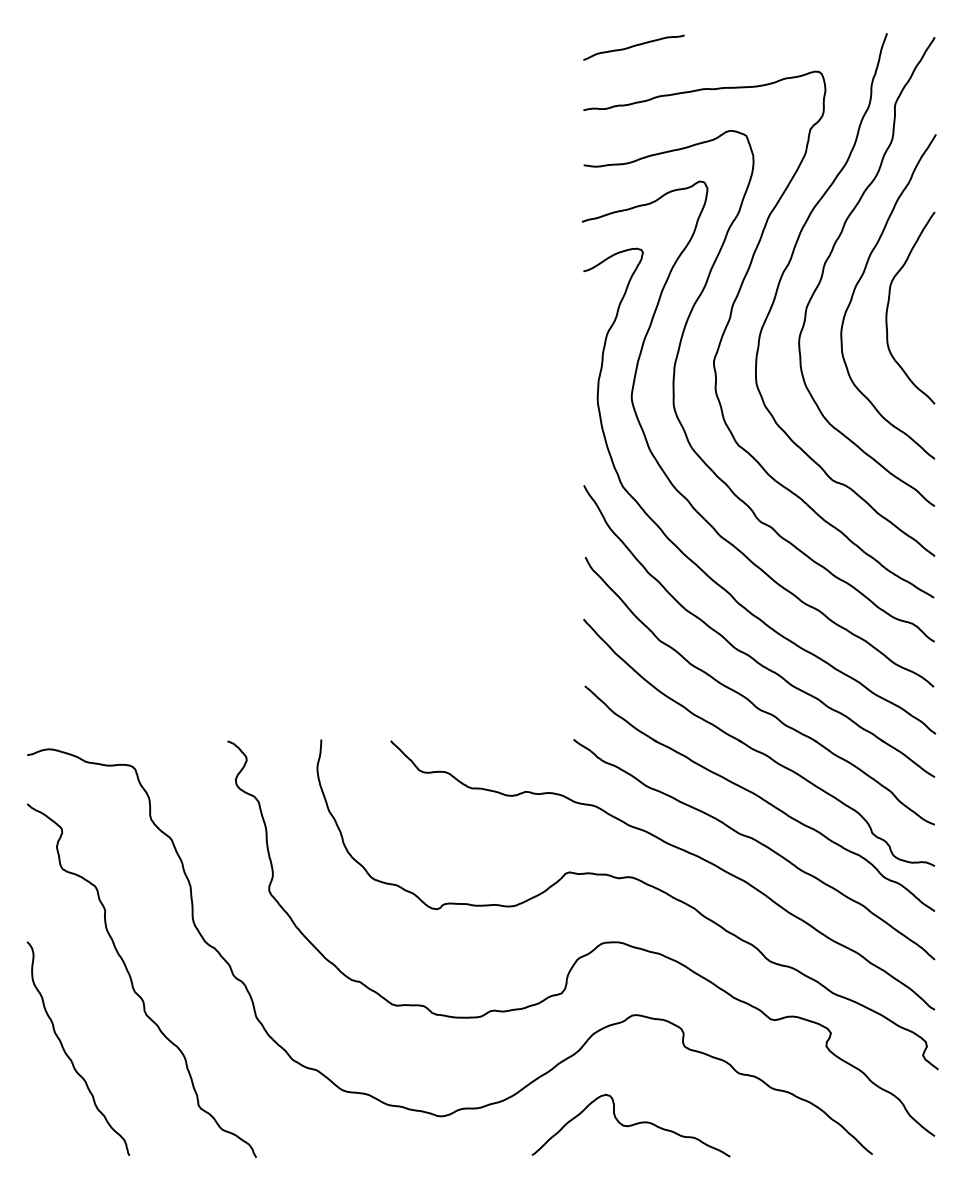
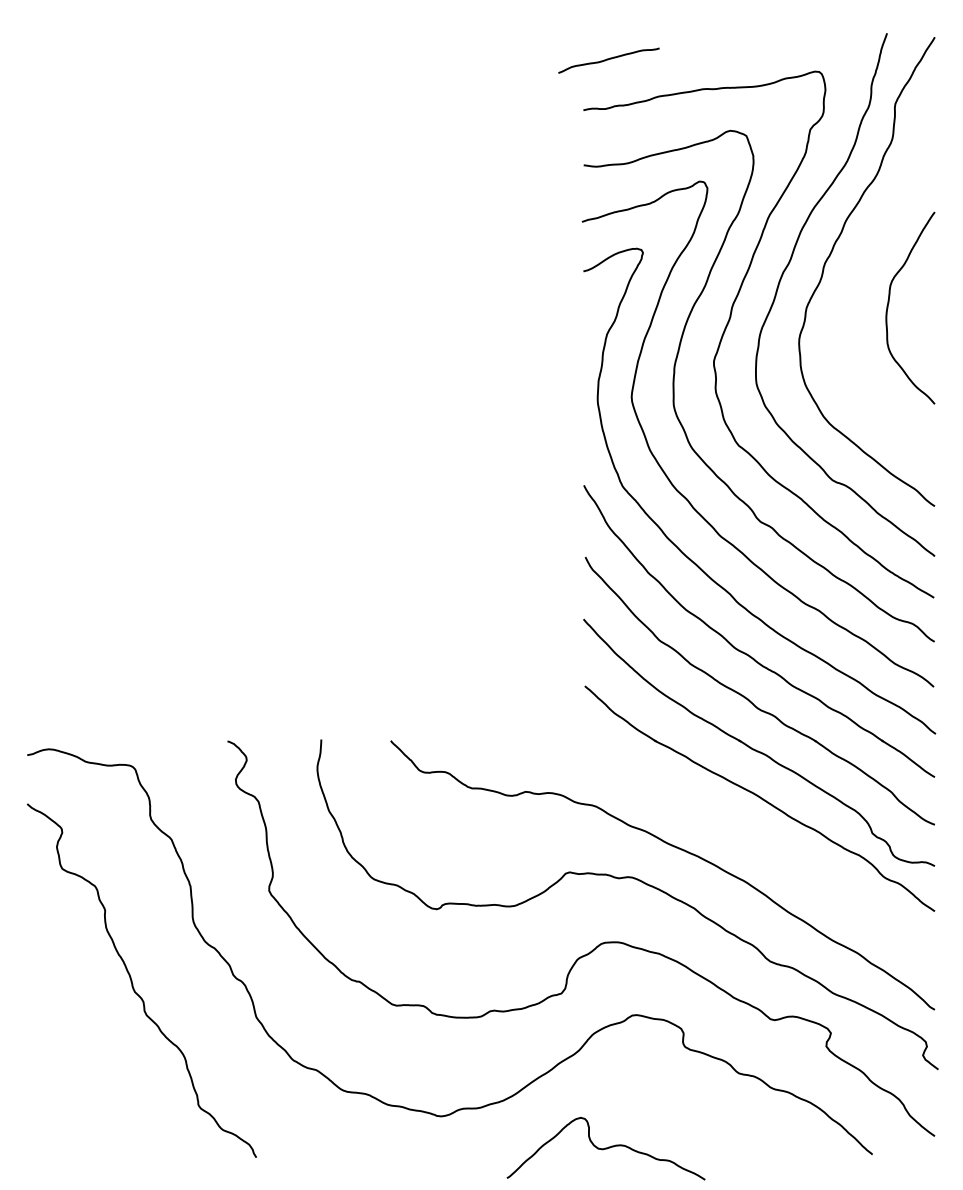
curve position: (633, 47) -> (608, 60) (608, 60)
curve: present -> none (862, 277)
curve: present -> none (758, 843)
curve: present -> none (69, 1056)
curve position: (630, 1125) -> (605, 1148) (605, 1148)
